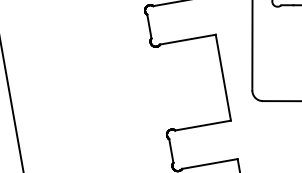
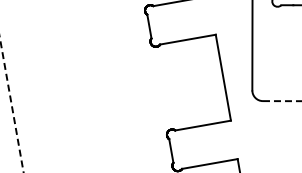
line: solid -> dashed (282, 101)
line: solid -> dashed (11, 105)
